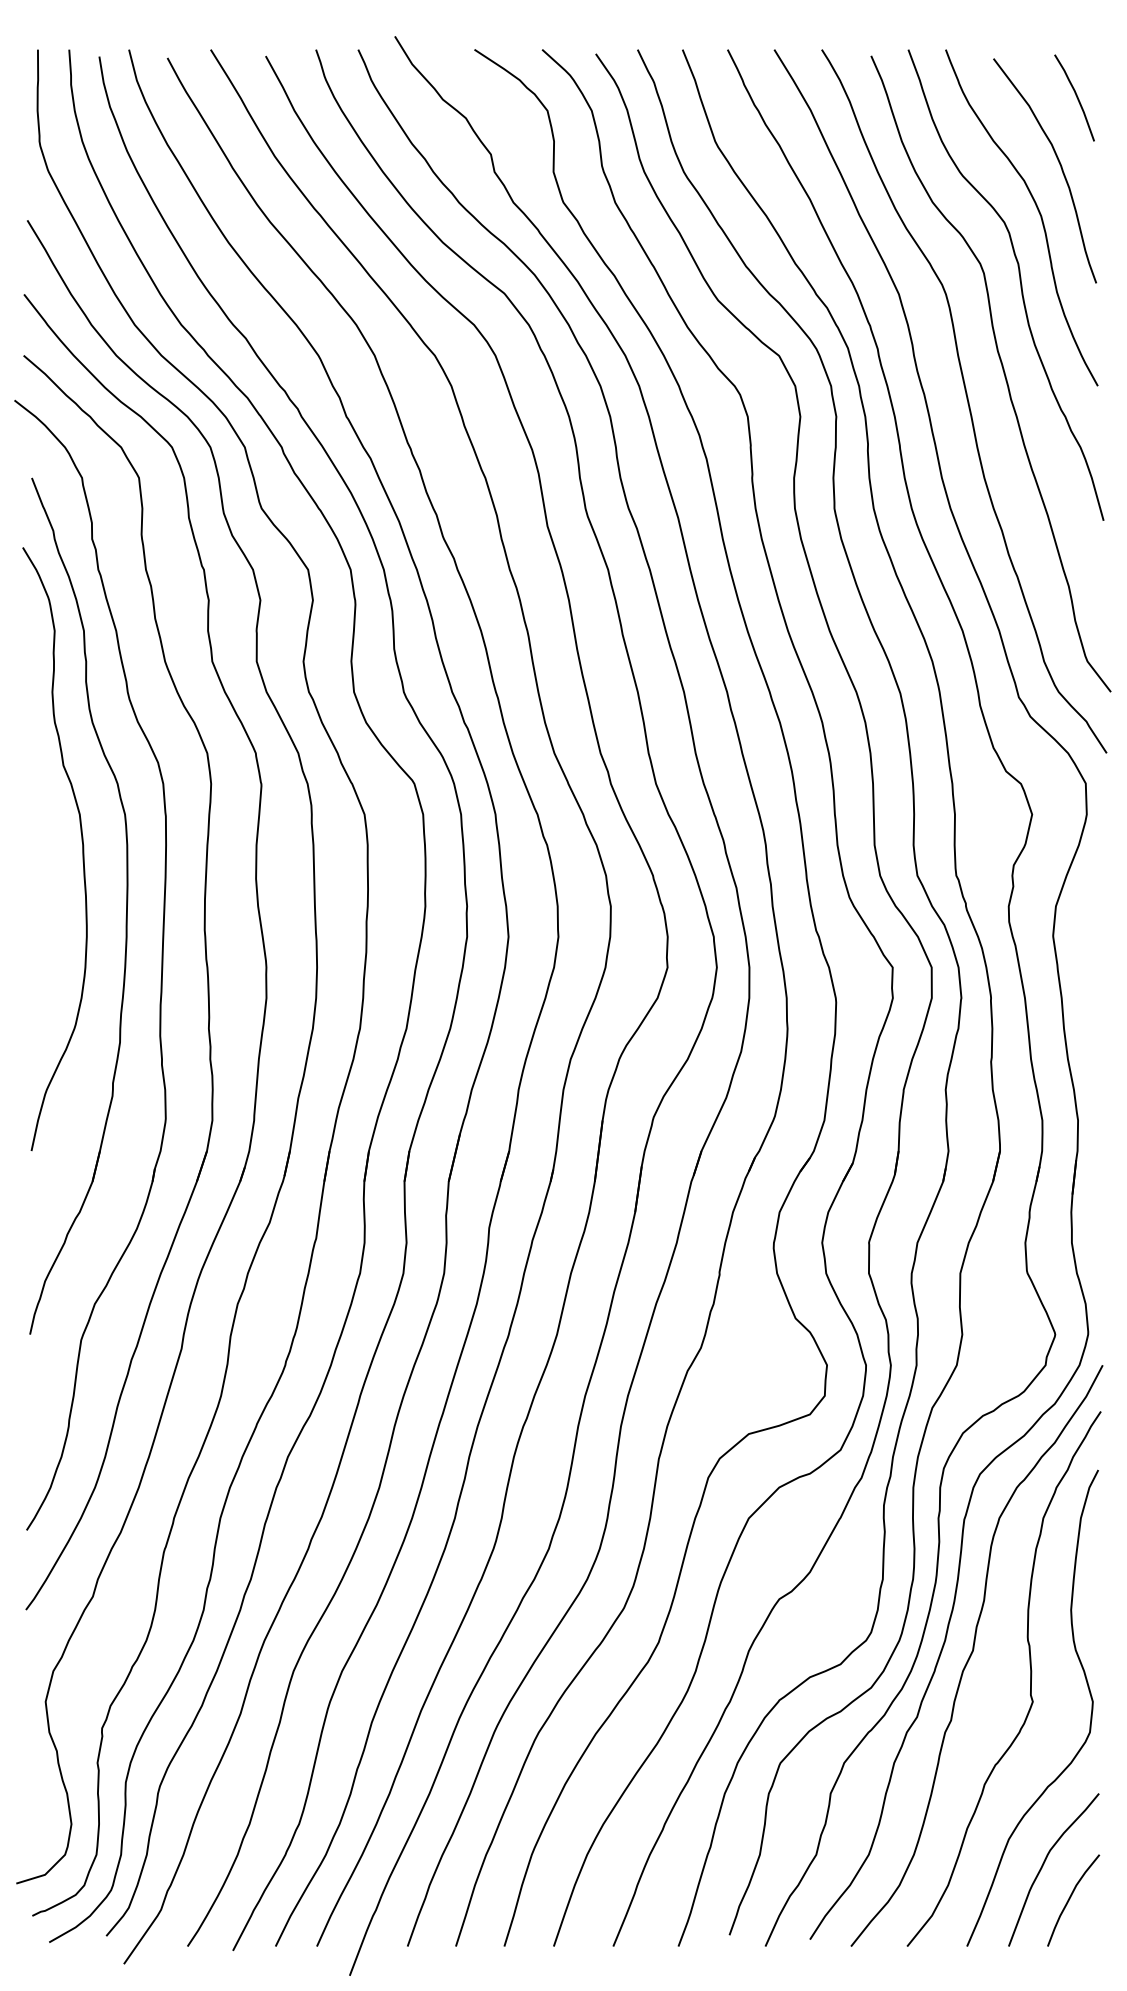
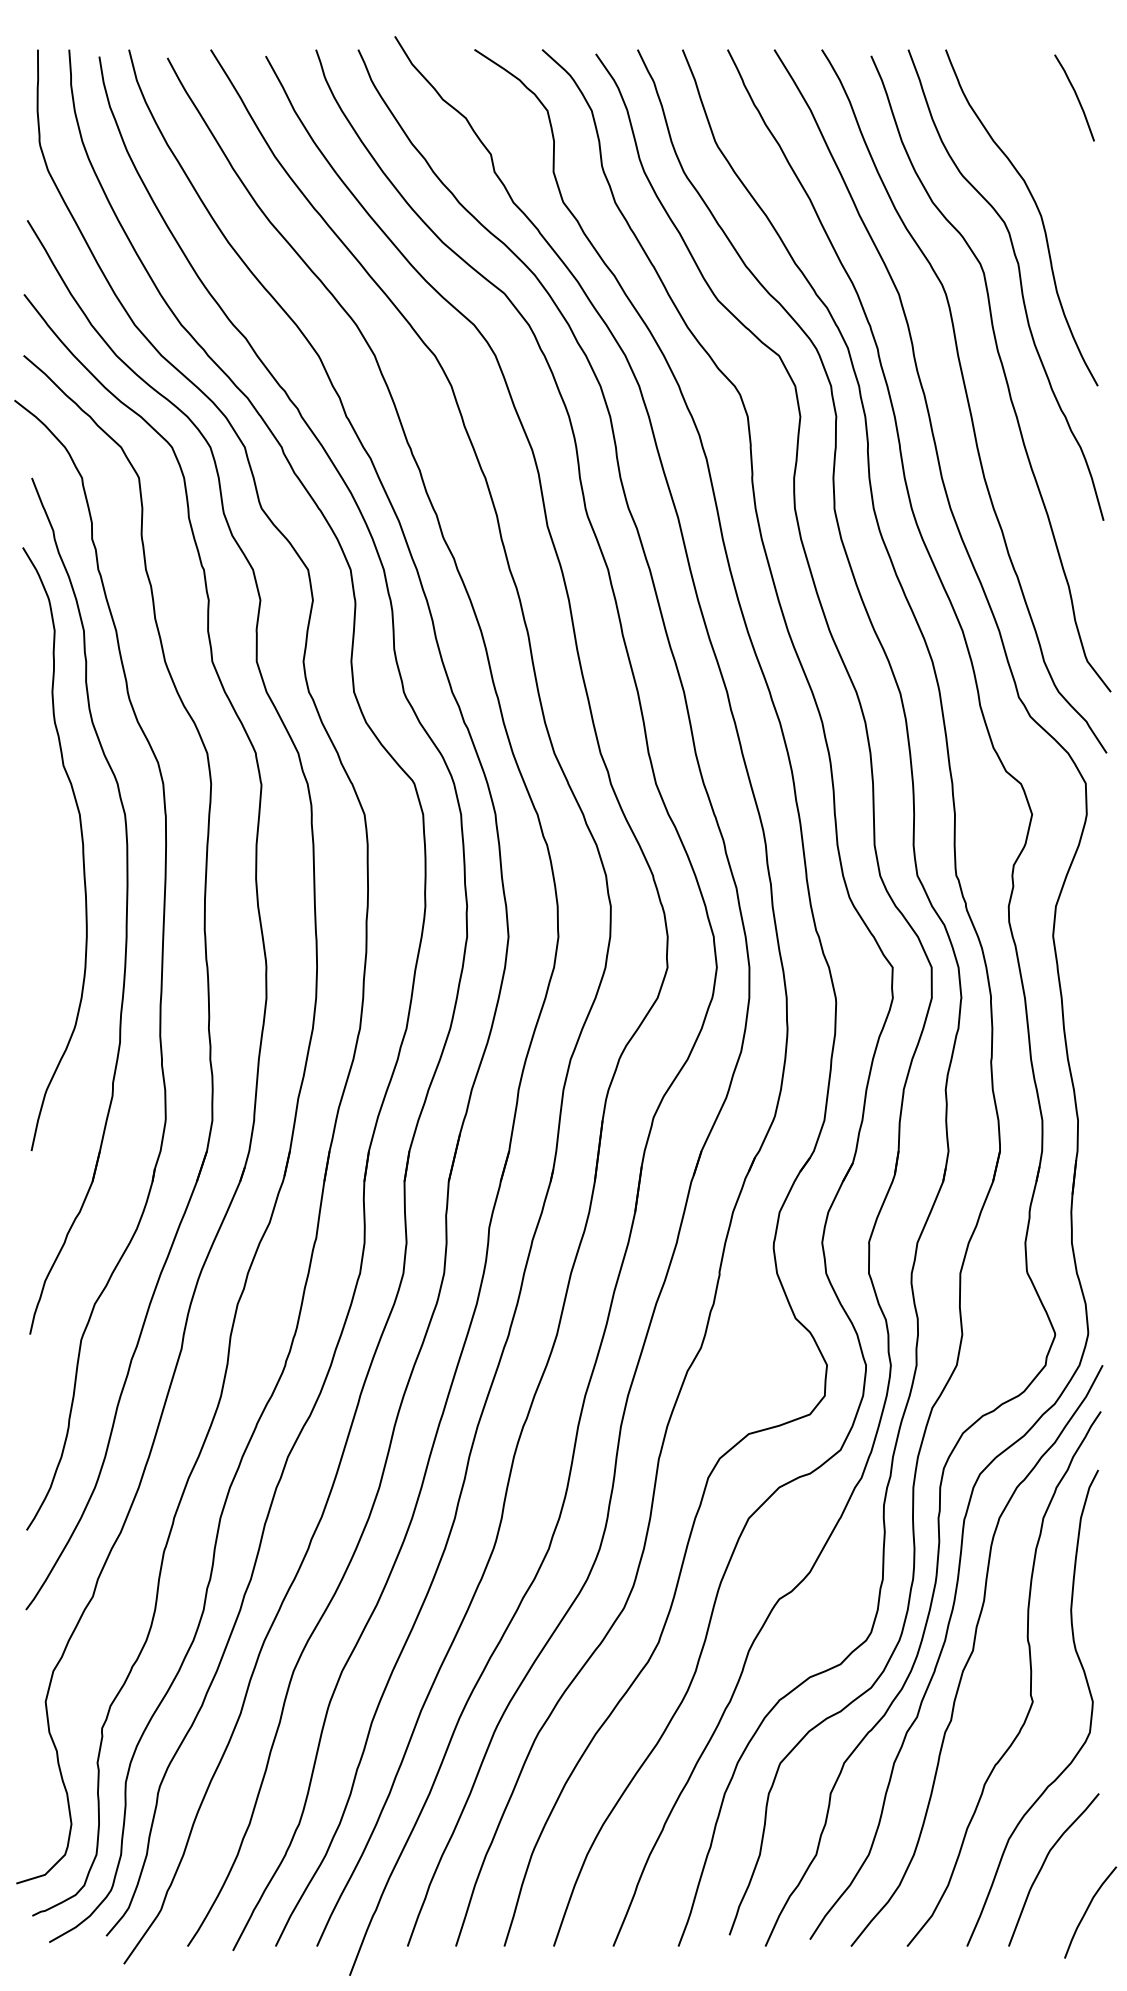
curve: present -> none (1058, 162)
curve position: (1070, 1899) -> (1087, 1911) (1087, 1911)
